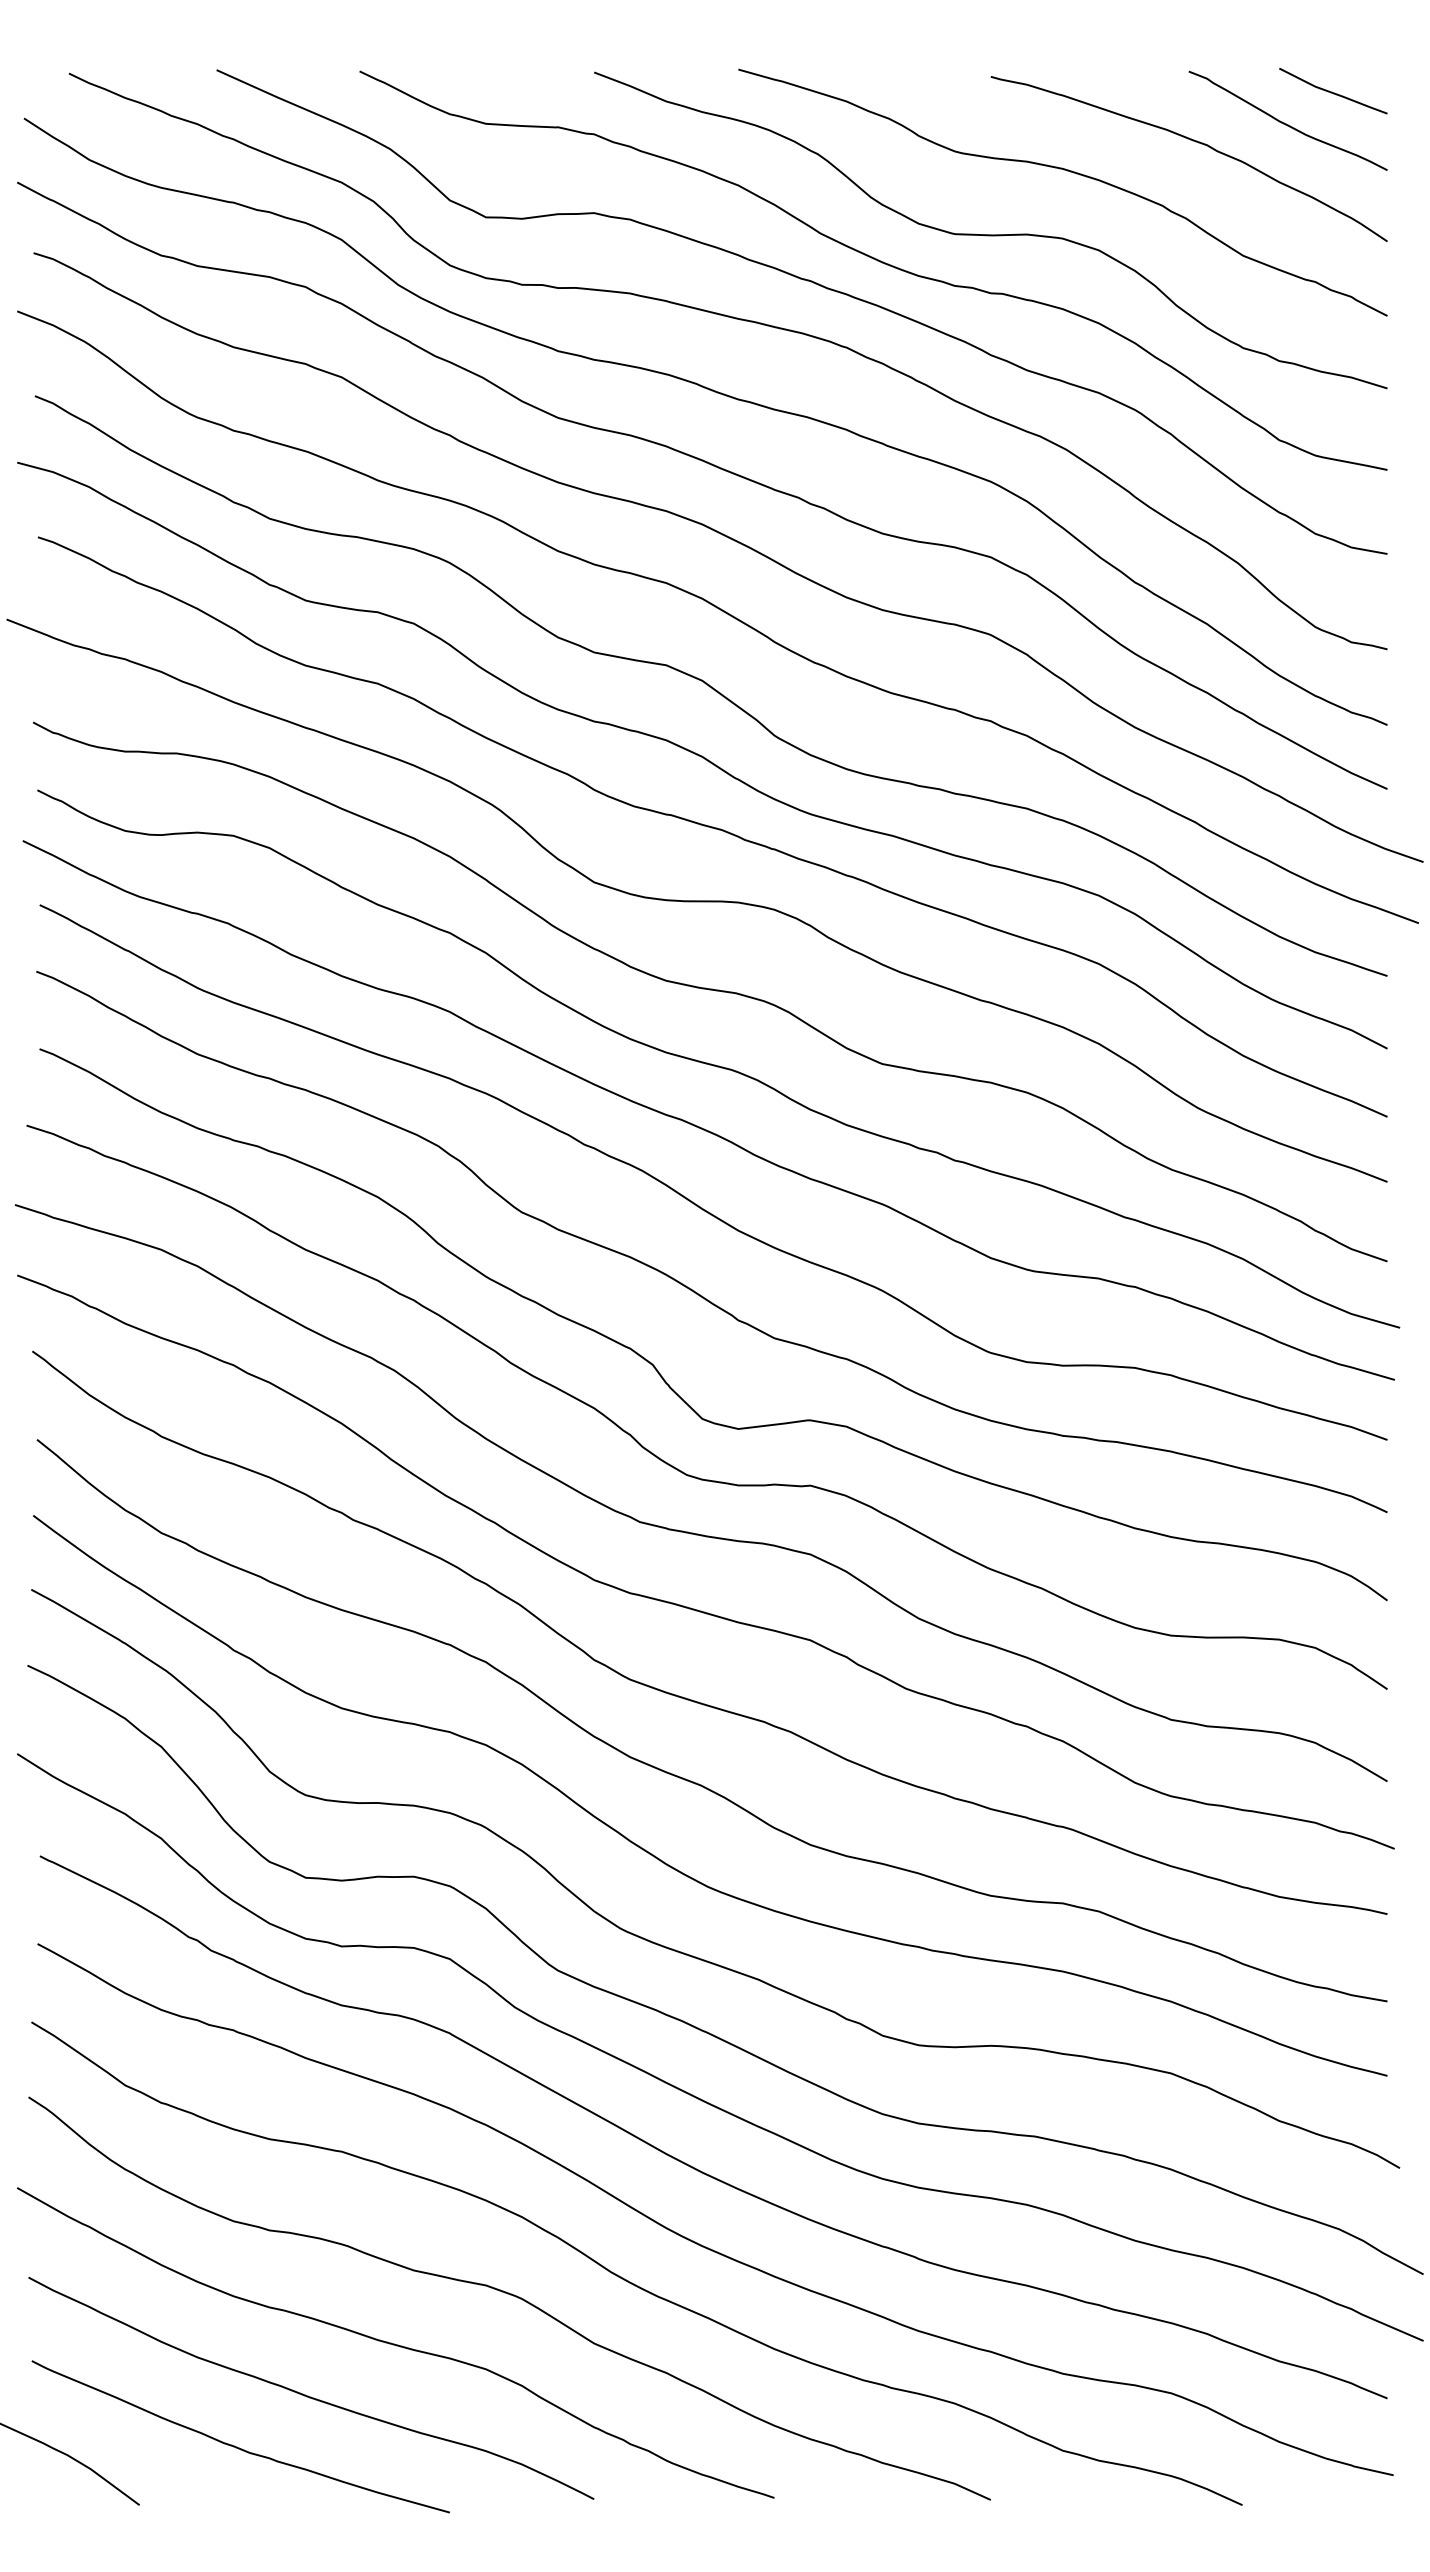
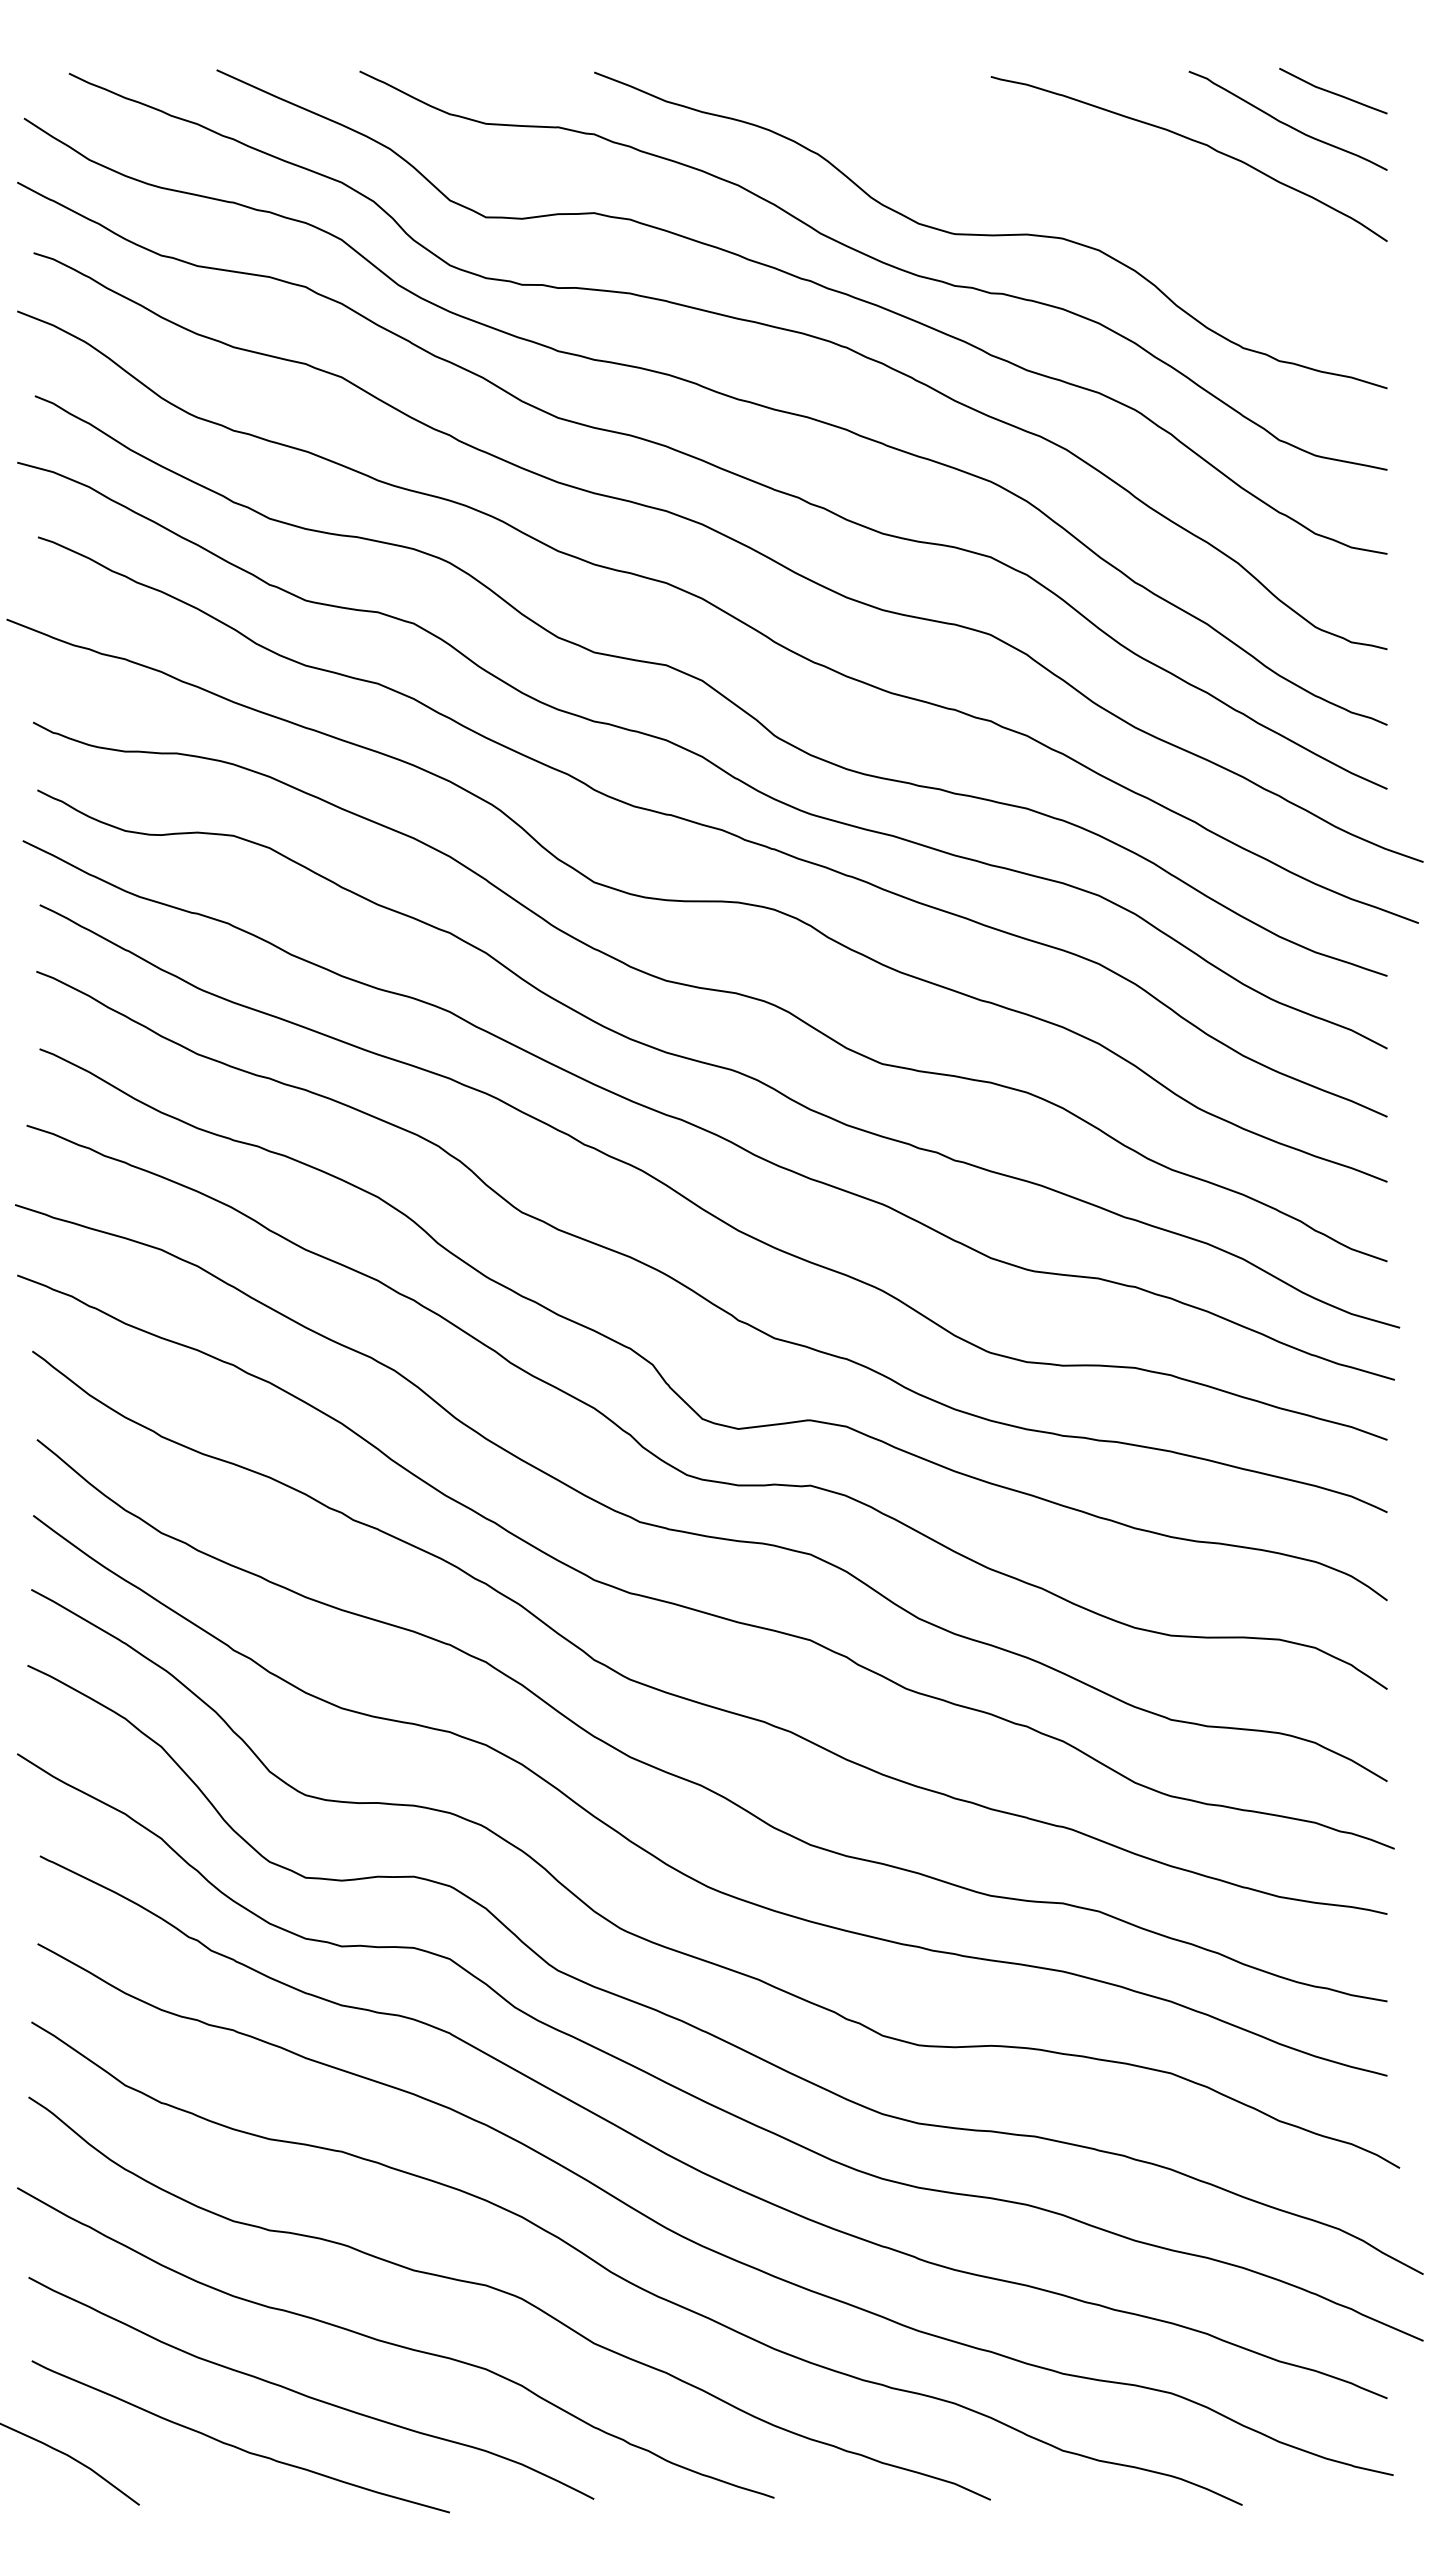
curve: present -> none (1070, 172)
